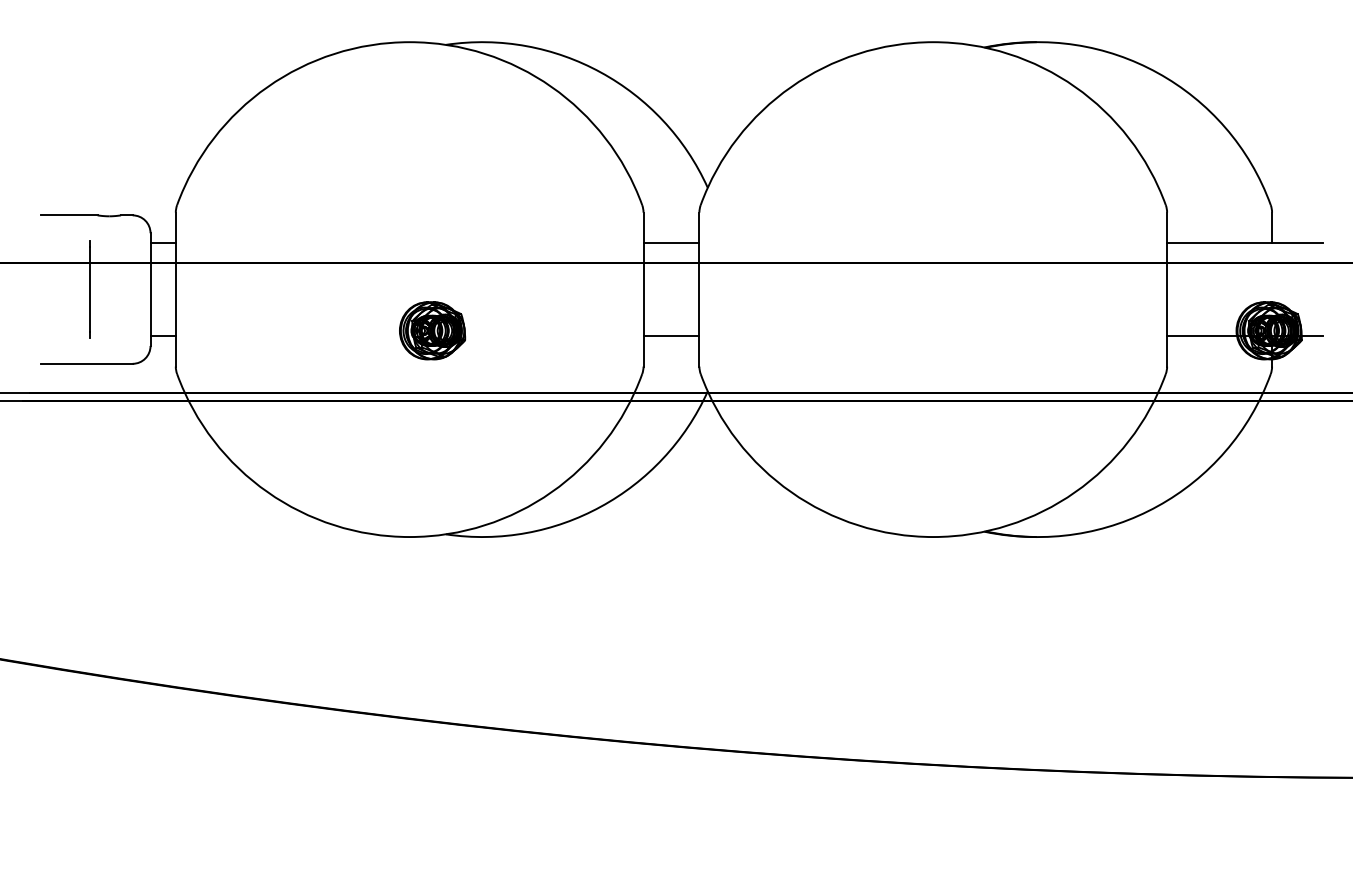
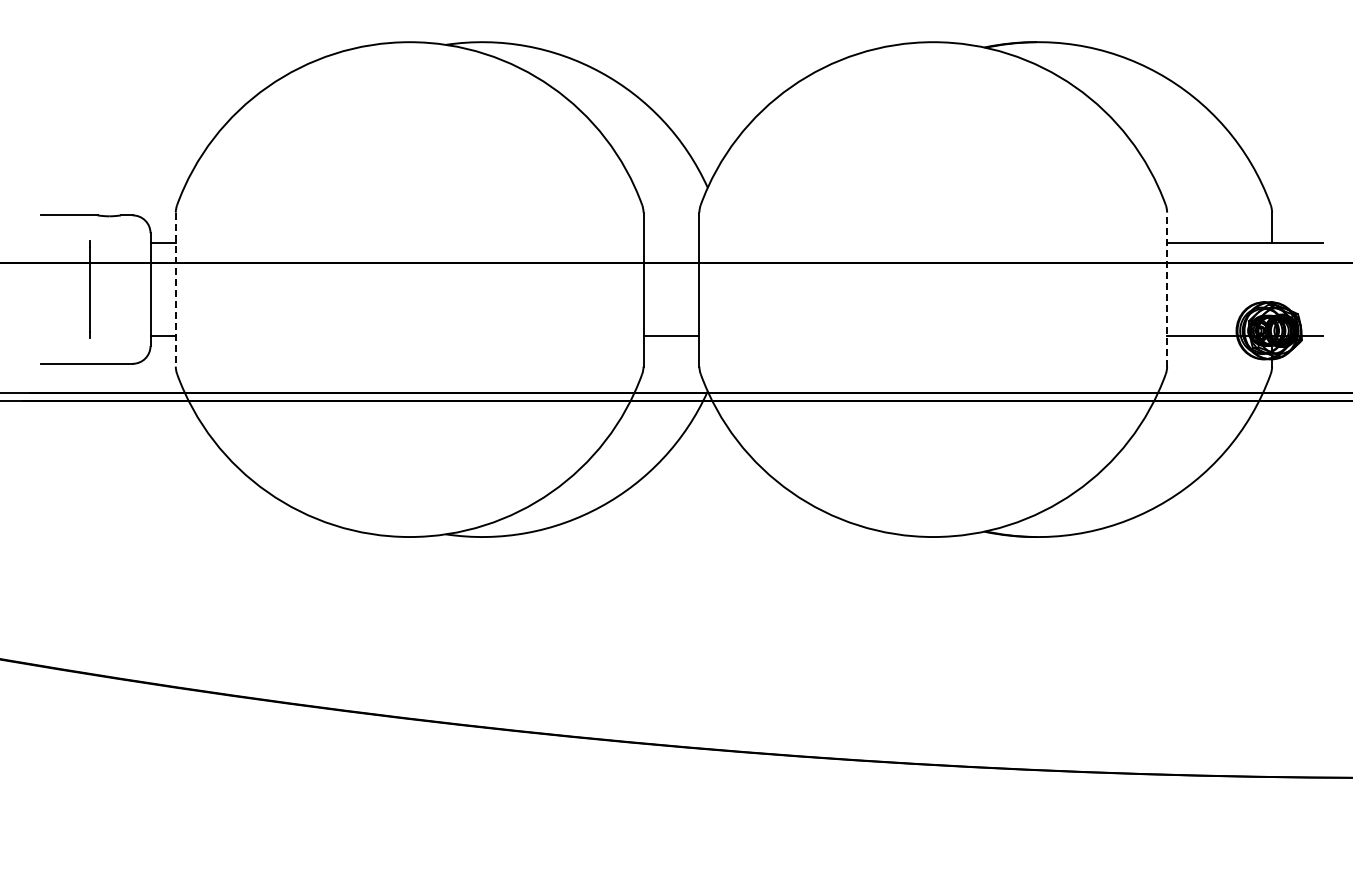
line: present -> none (671, 243)
line: solid -> dashed (175, 289)
line: solid -> dashed (1167, 289)
part: present -> none (432, 330)
